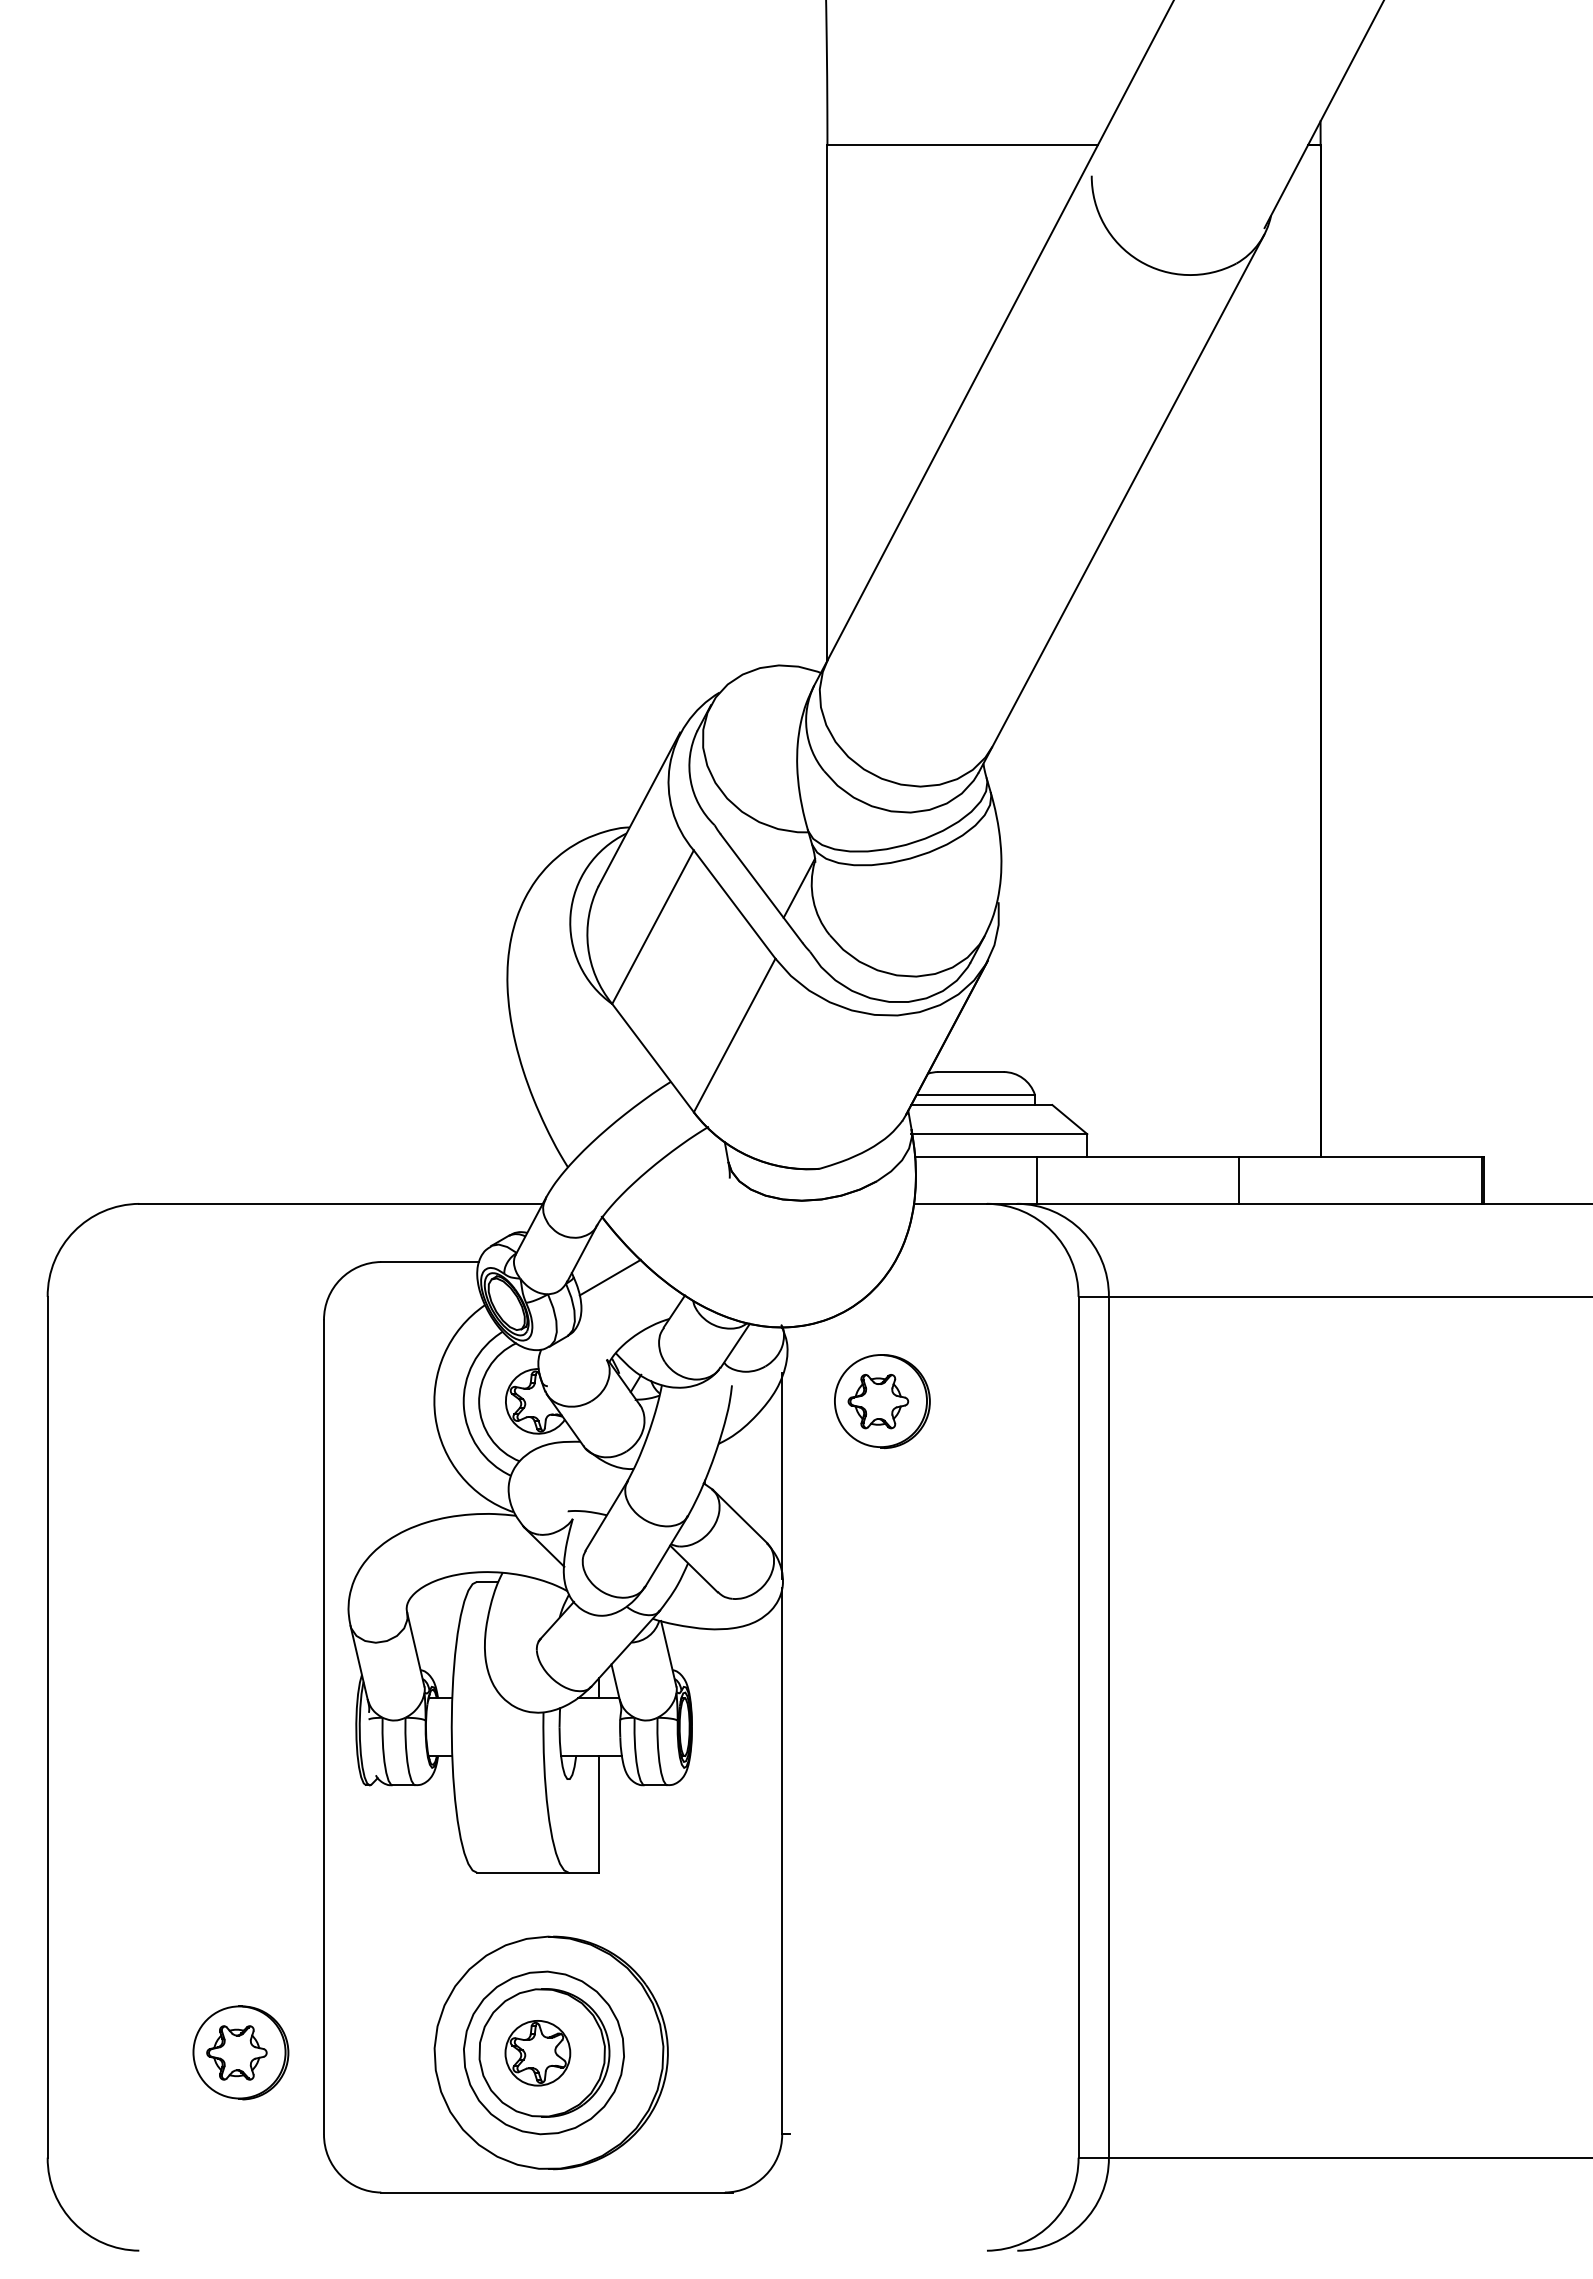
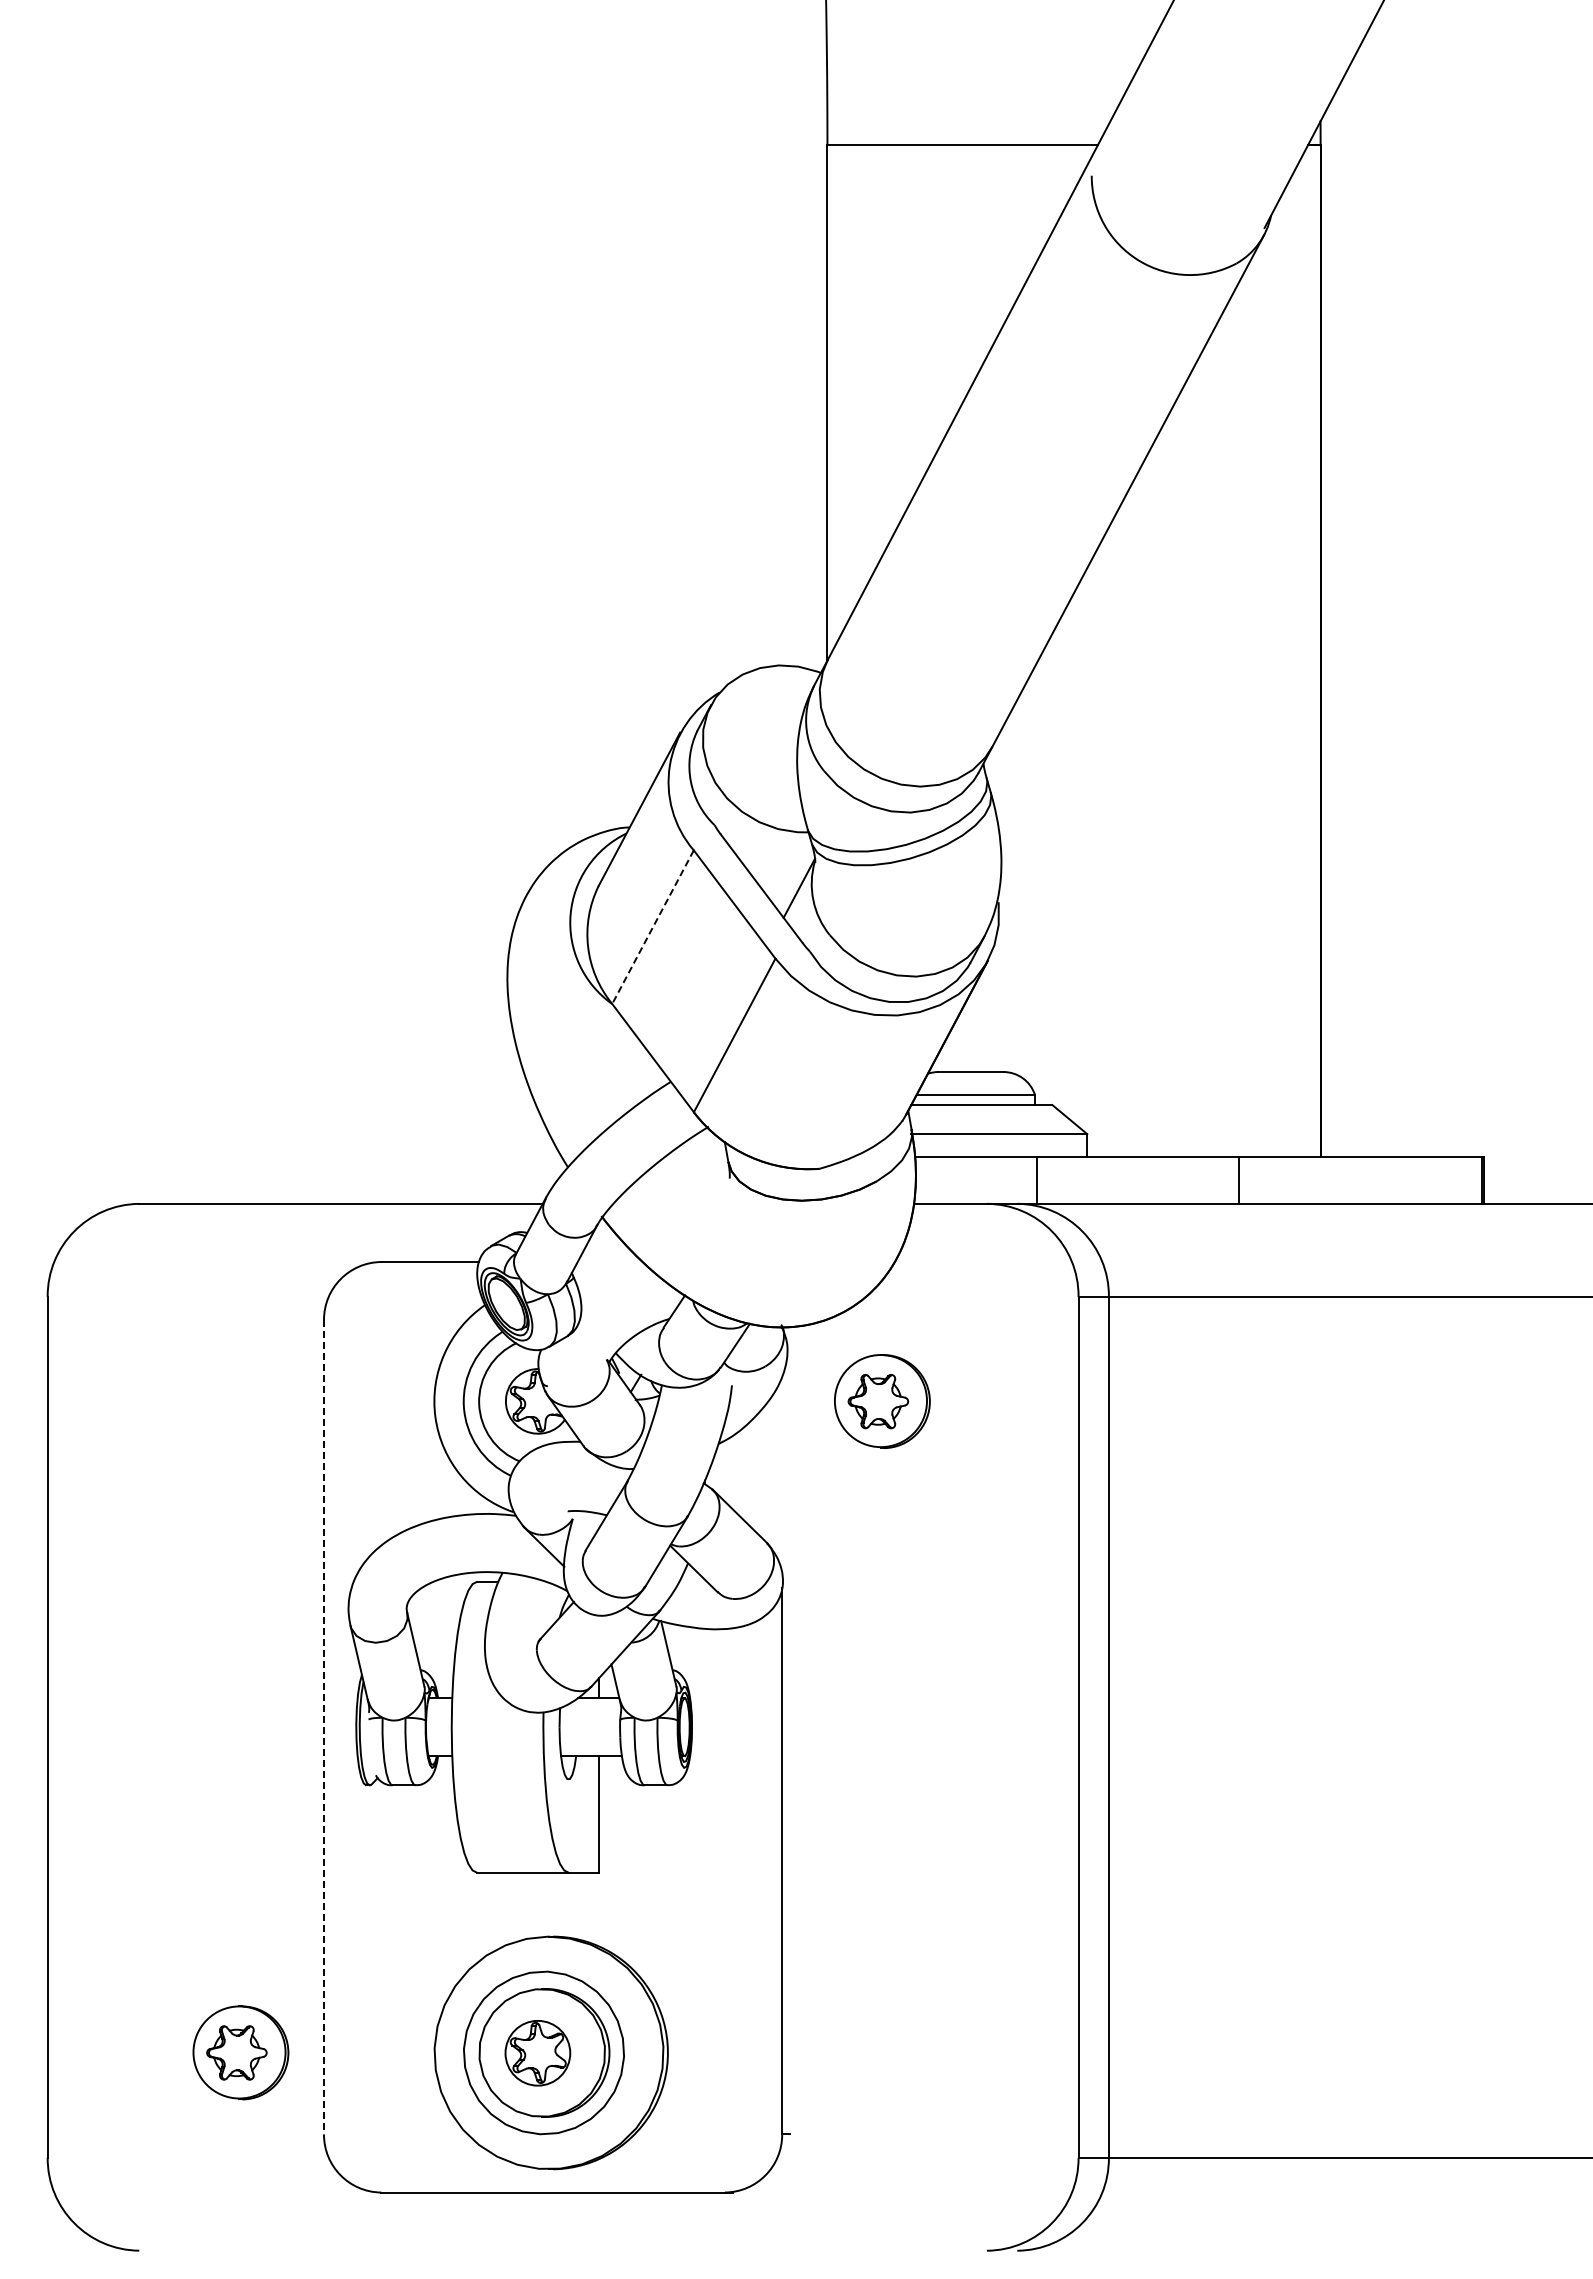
line: solid -> dashed (653, 927)
line: present -> none (609, 1277)
line: present -> none (782, 1475)
line: solid -> dashed (324, 1727)
